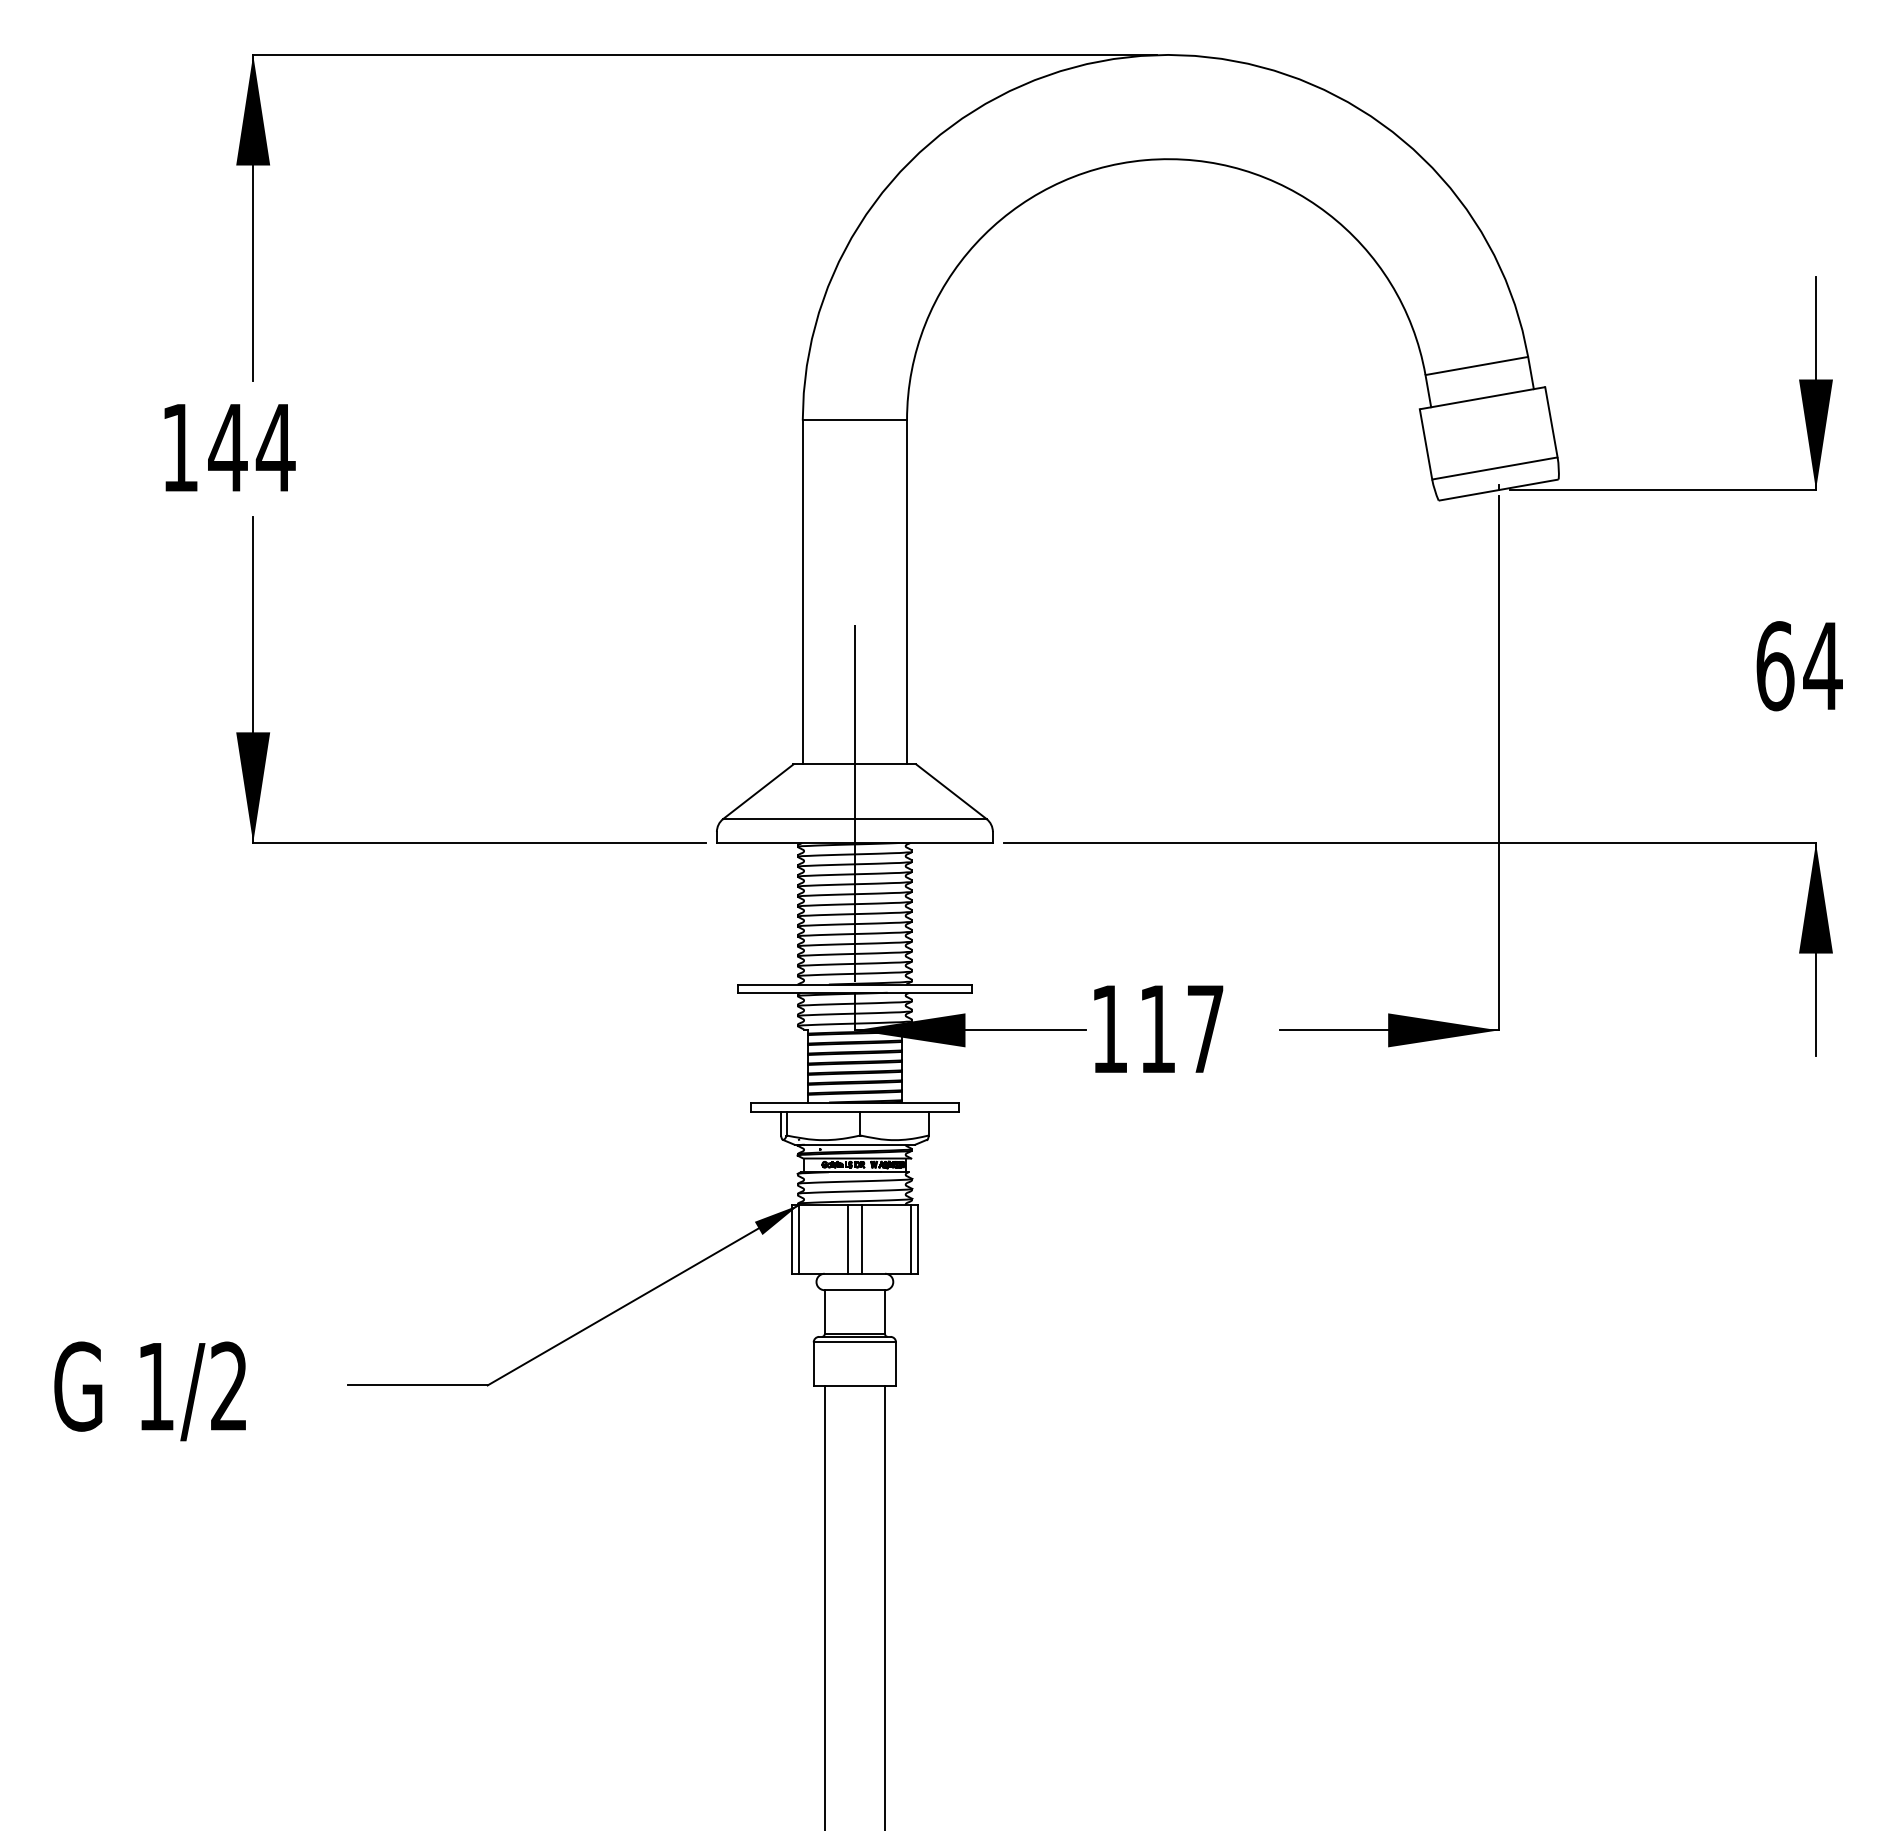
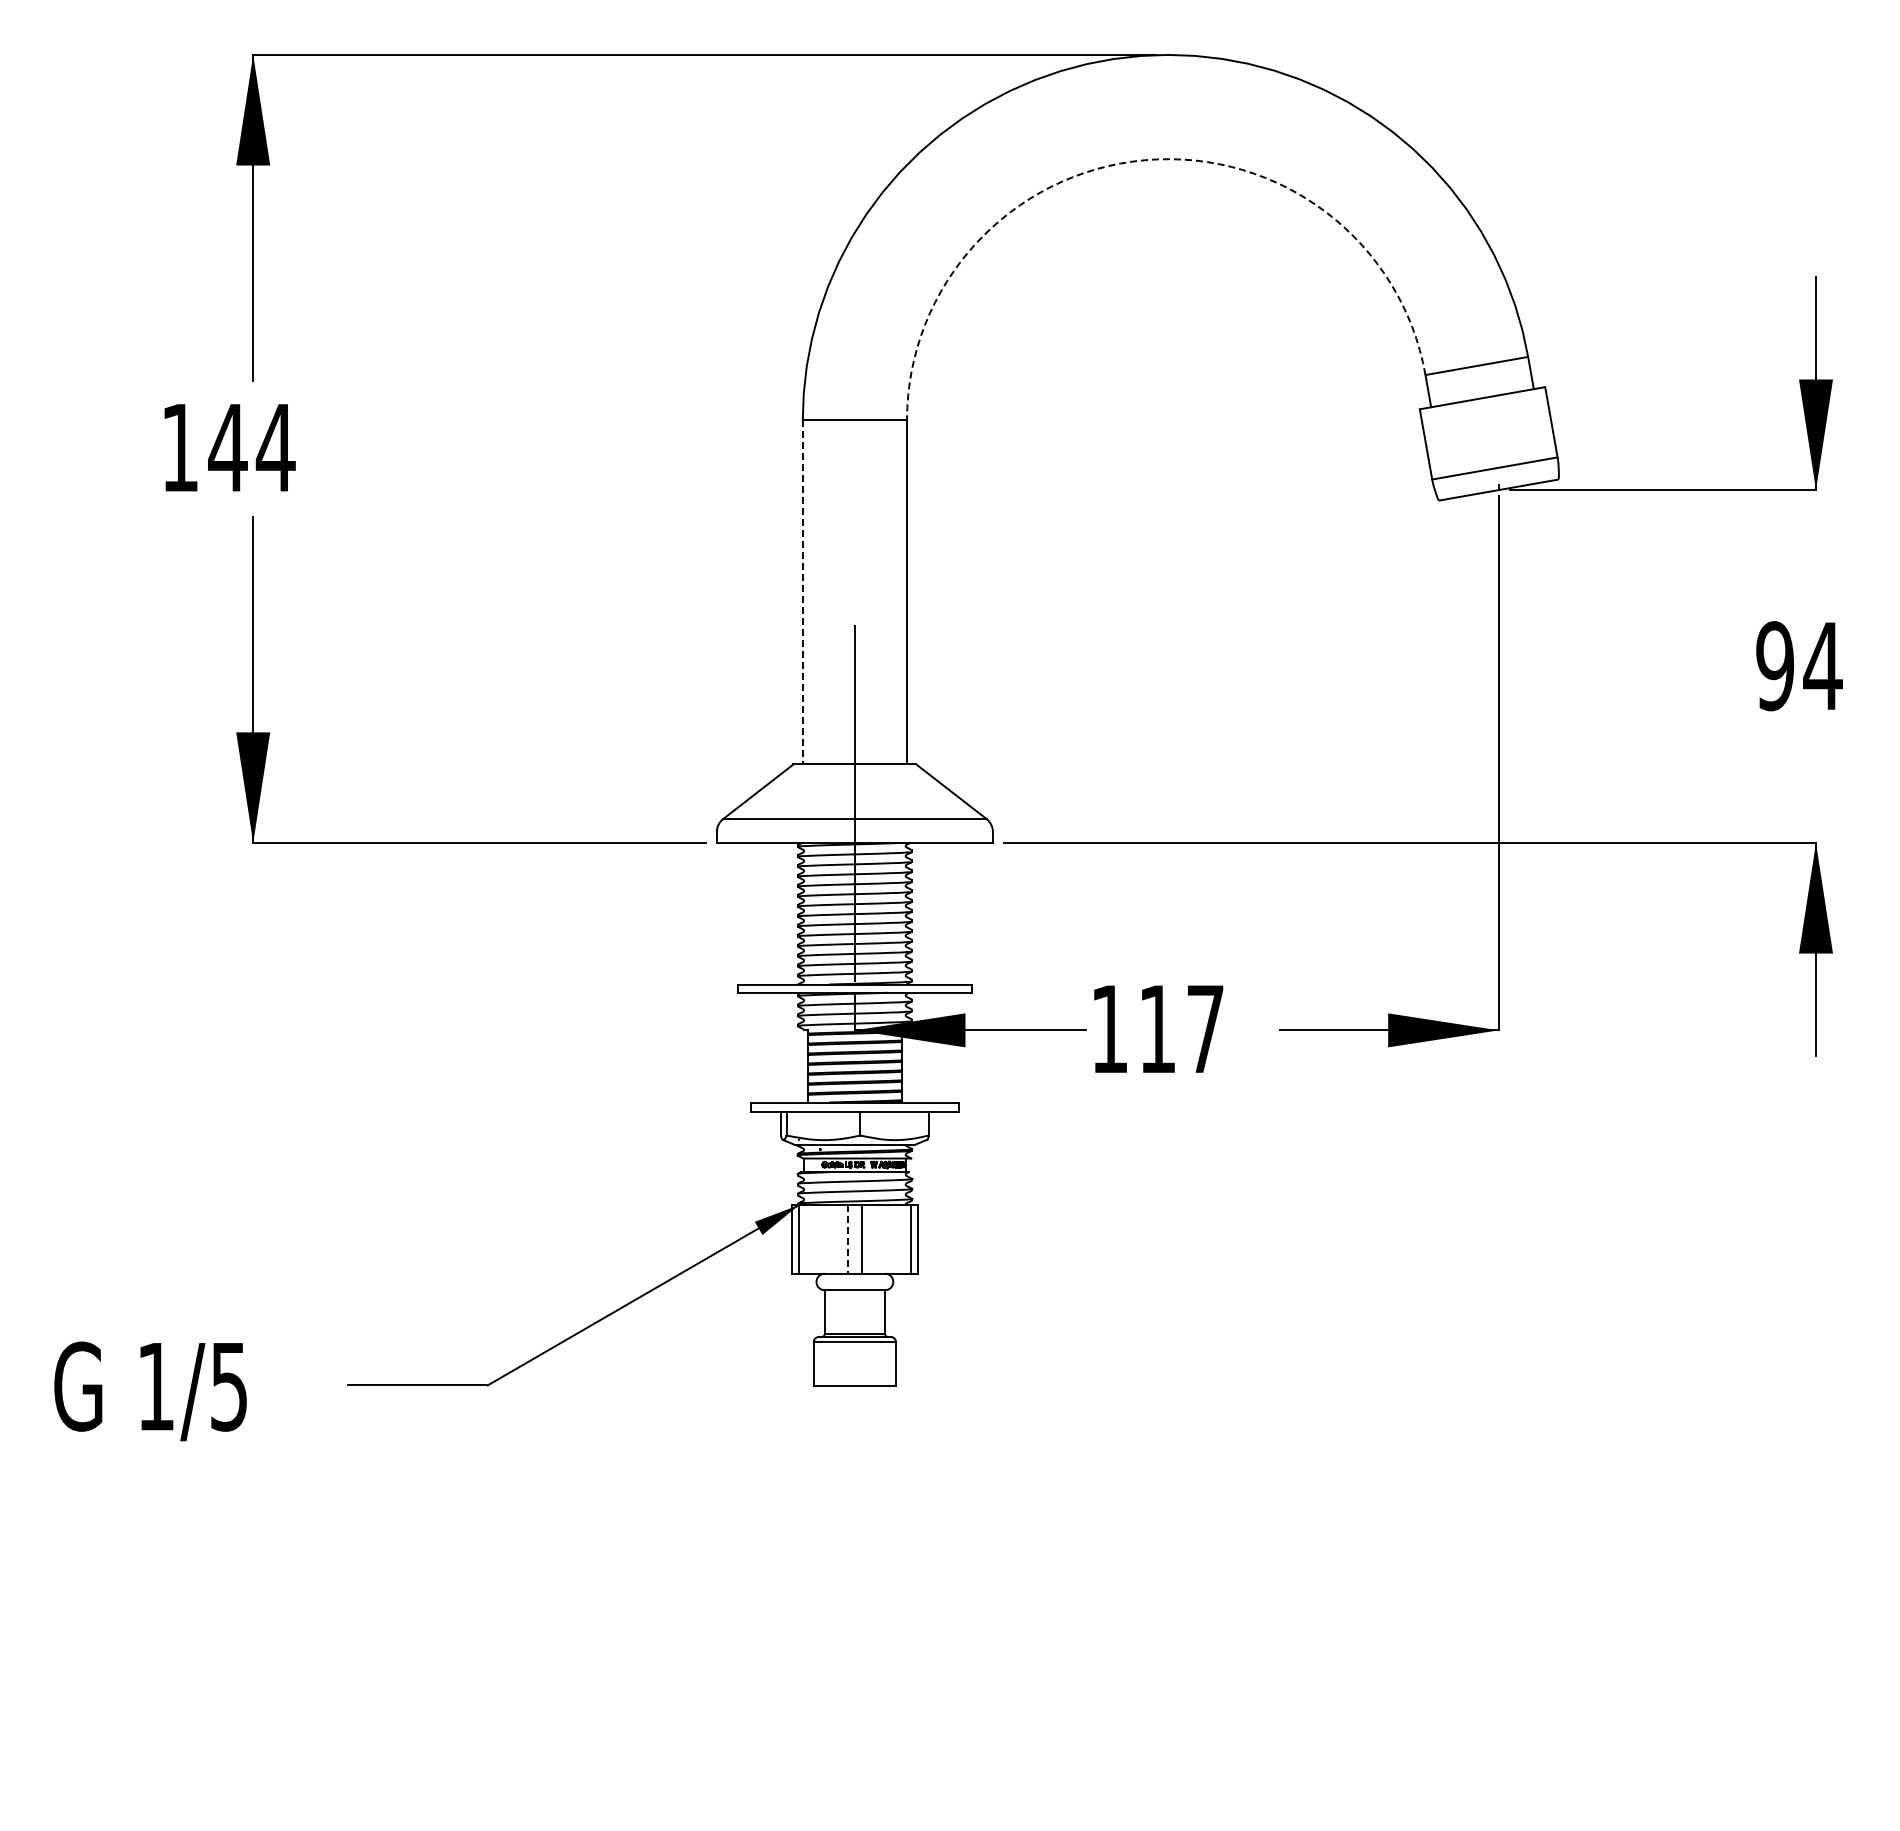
arc: solid -> dashed (1145, 160)
line: solid -> dashed (802, 592)
text: 64 -> 94 (1775, 666)
line: solid -> dashed (847, 1239)
text: 1/2 -> 1/5 (228, 1386)
line: present -> none (824, 1606)
line: present -> none (885, 1606)
